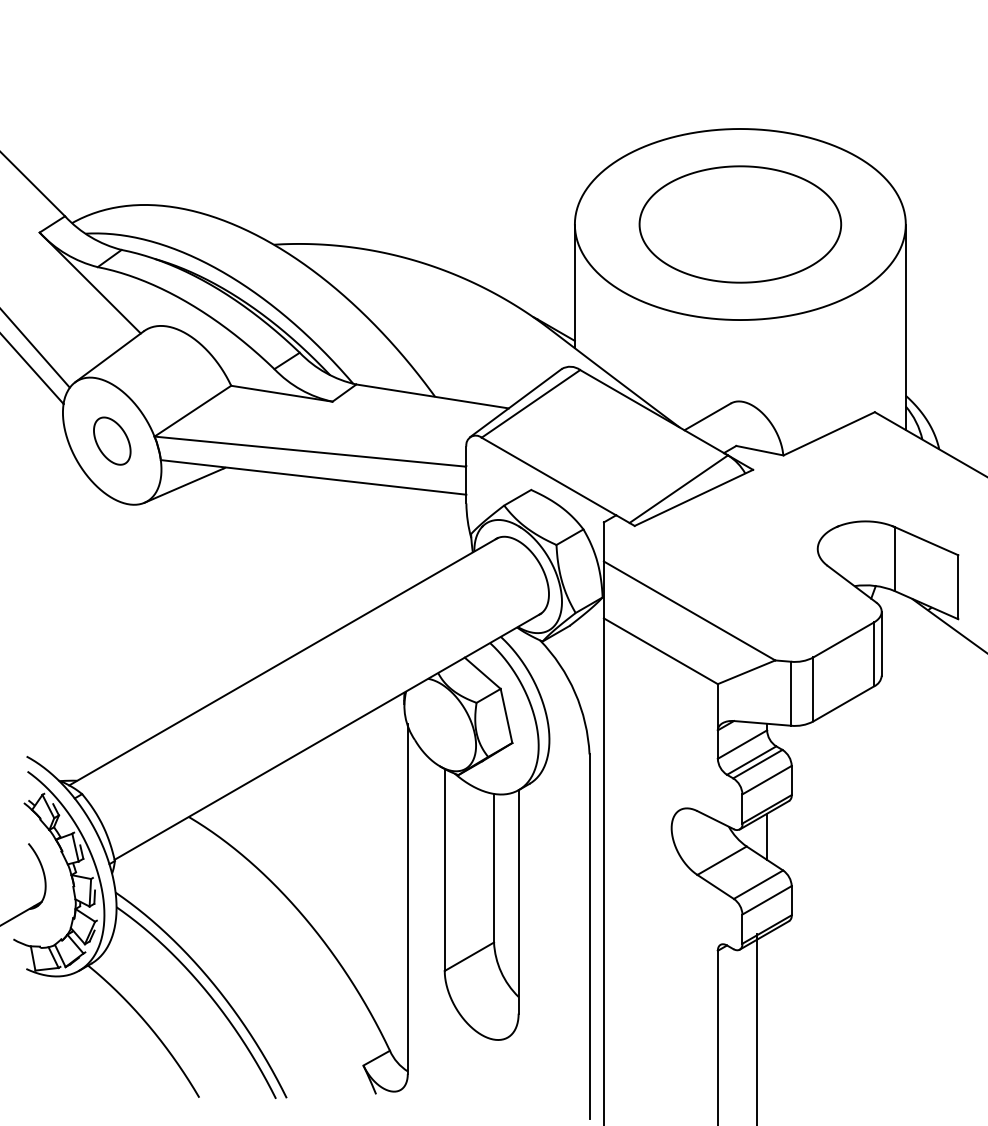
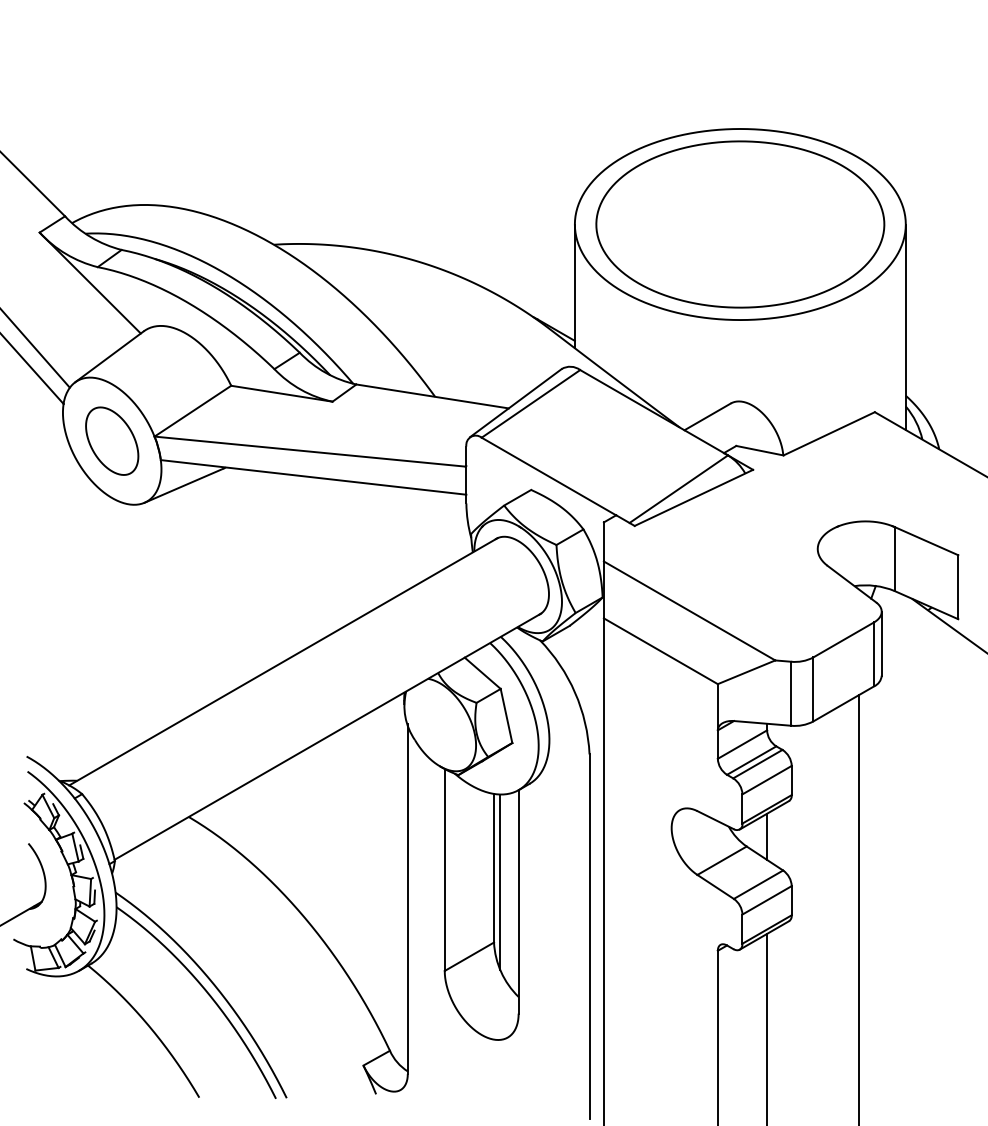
part size: 205x119 px -> 291x169 px (740, 224)
part size: 39x50 px -> 55x70 px (112, 440)
line: none -> present (500, 881)
line: none -> present (859, 908)
line position: (757, 1027) -> (767, 1027) (767, 1027)
